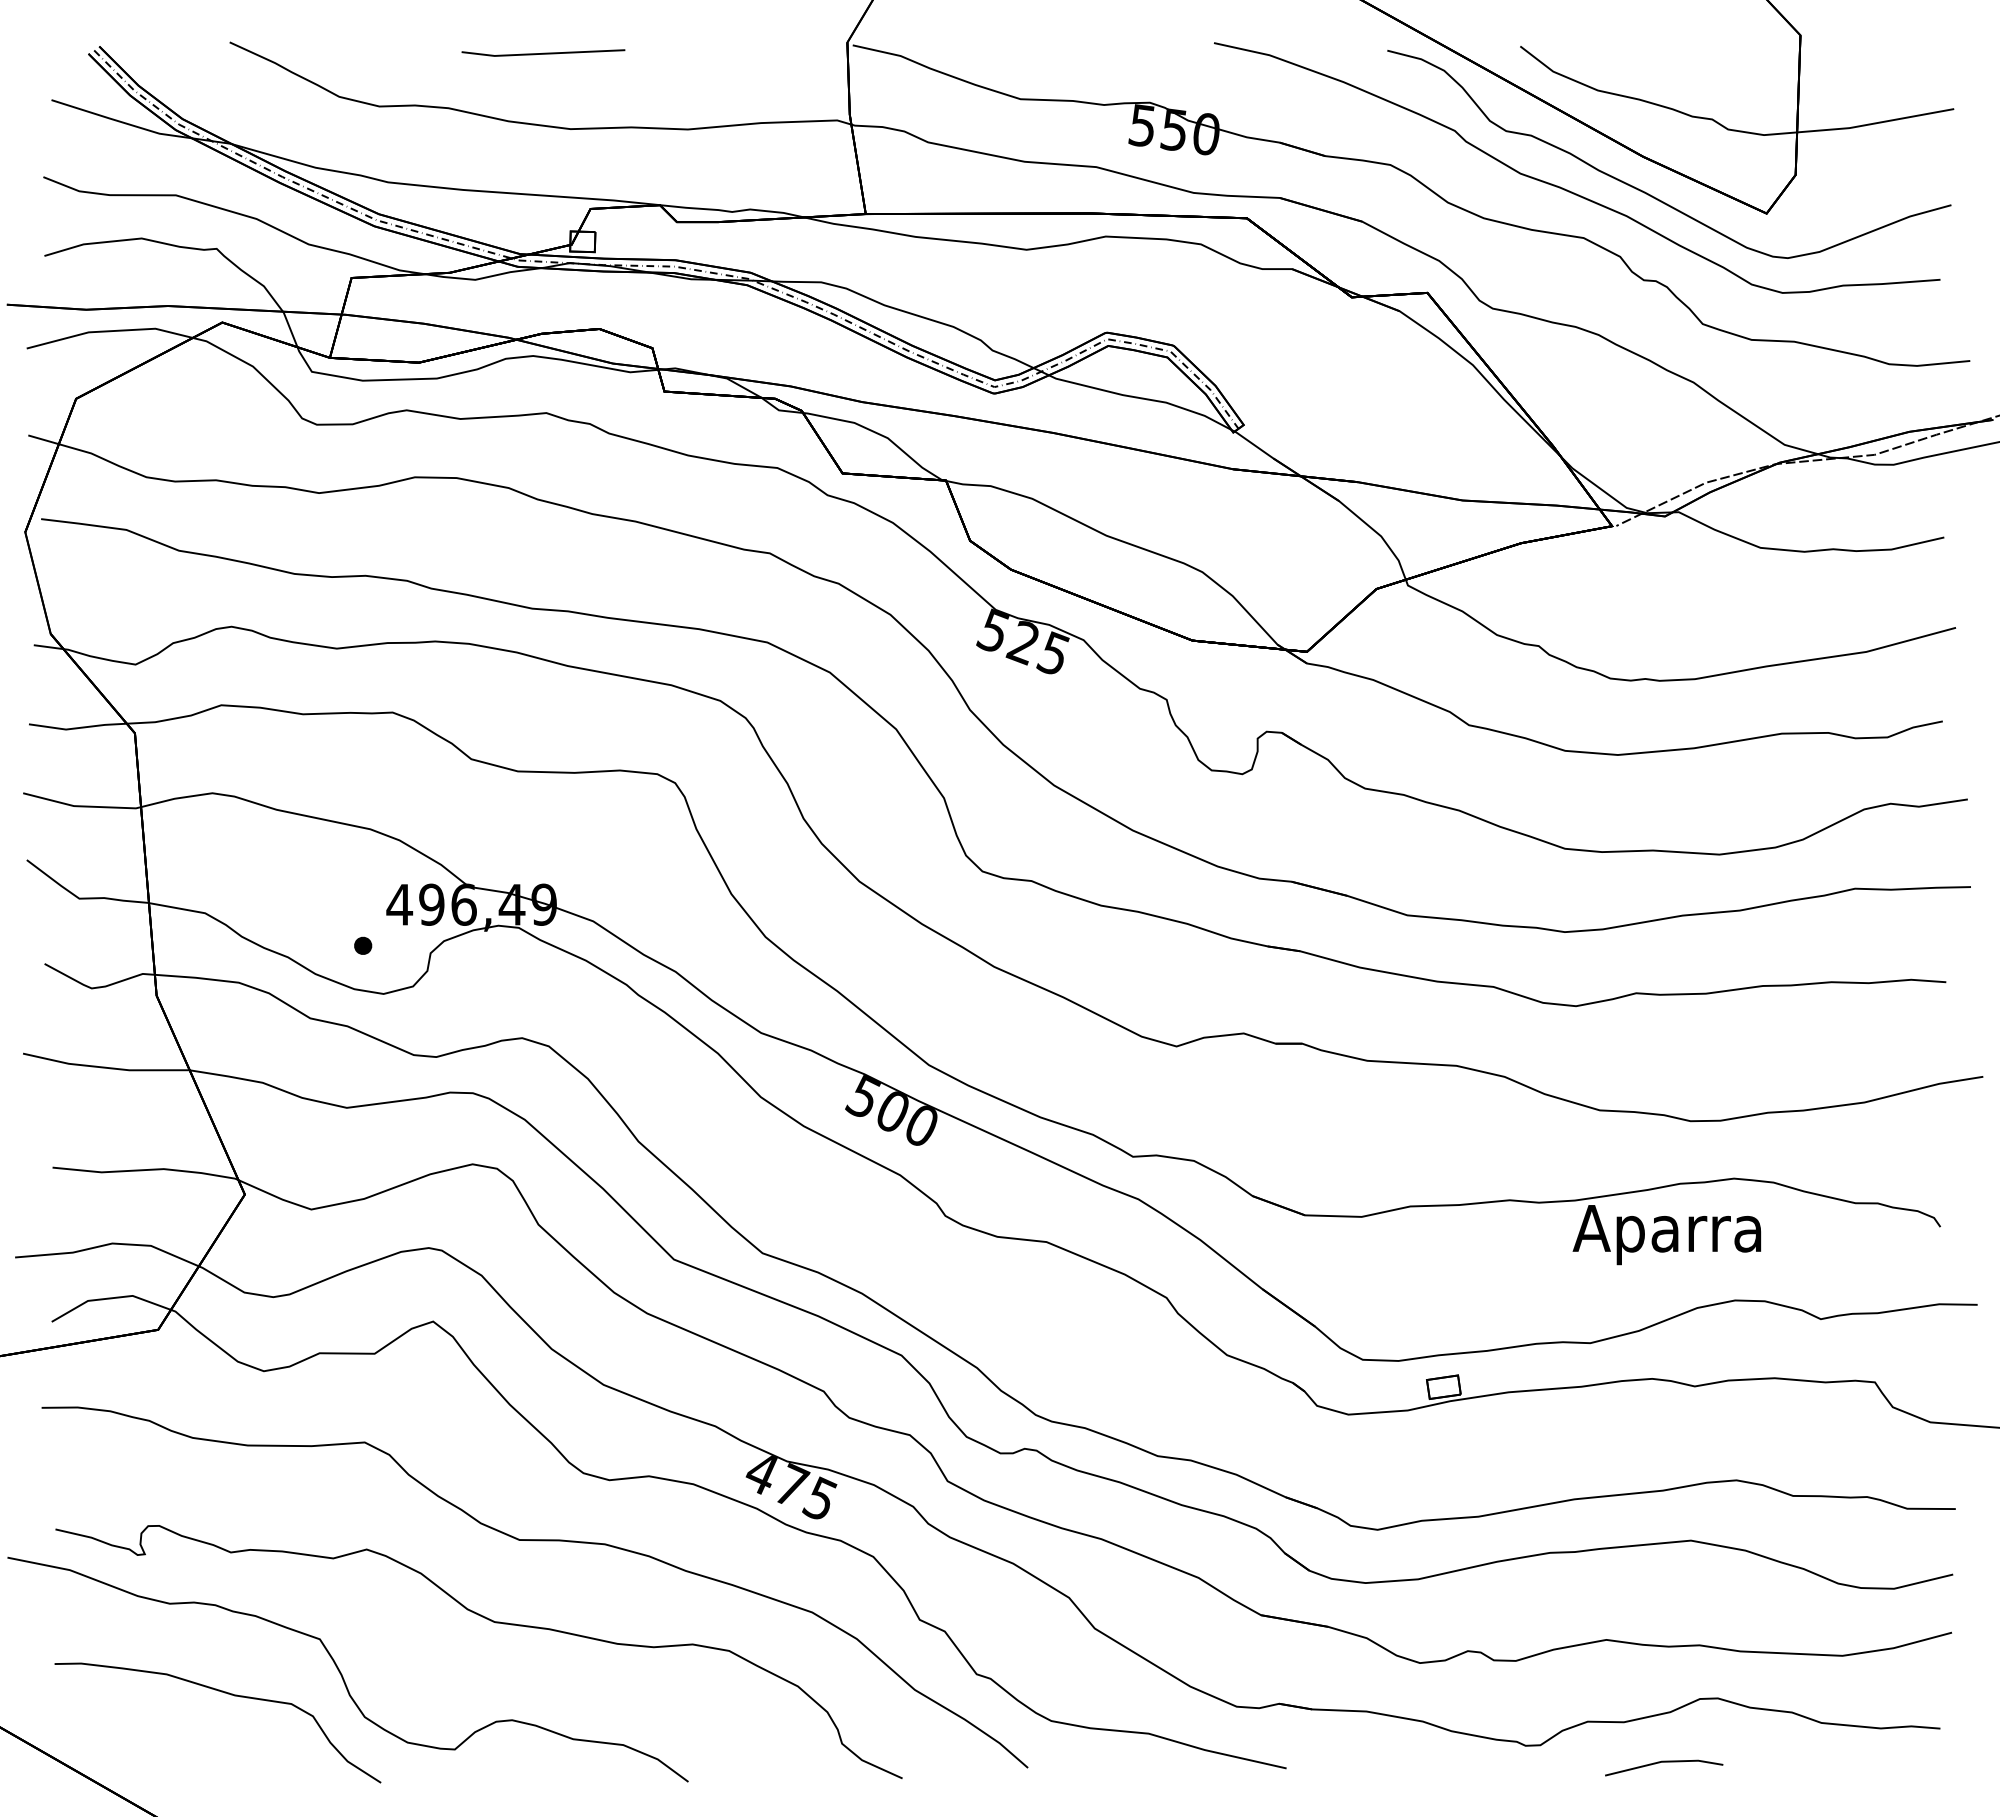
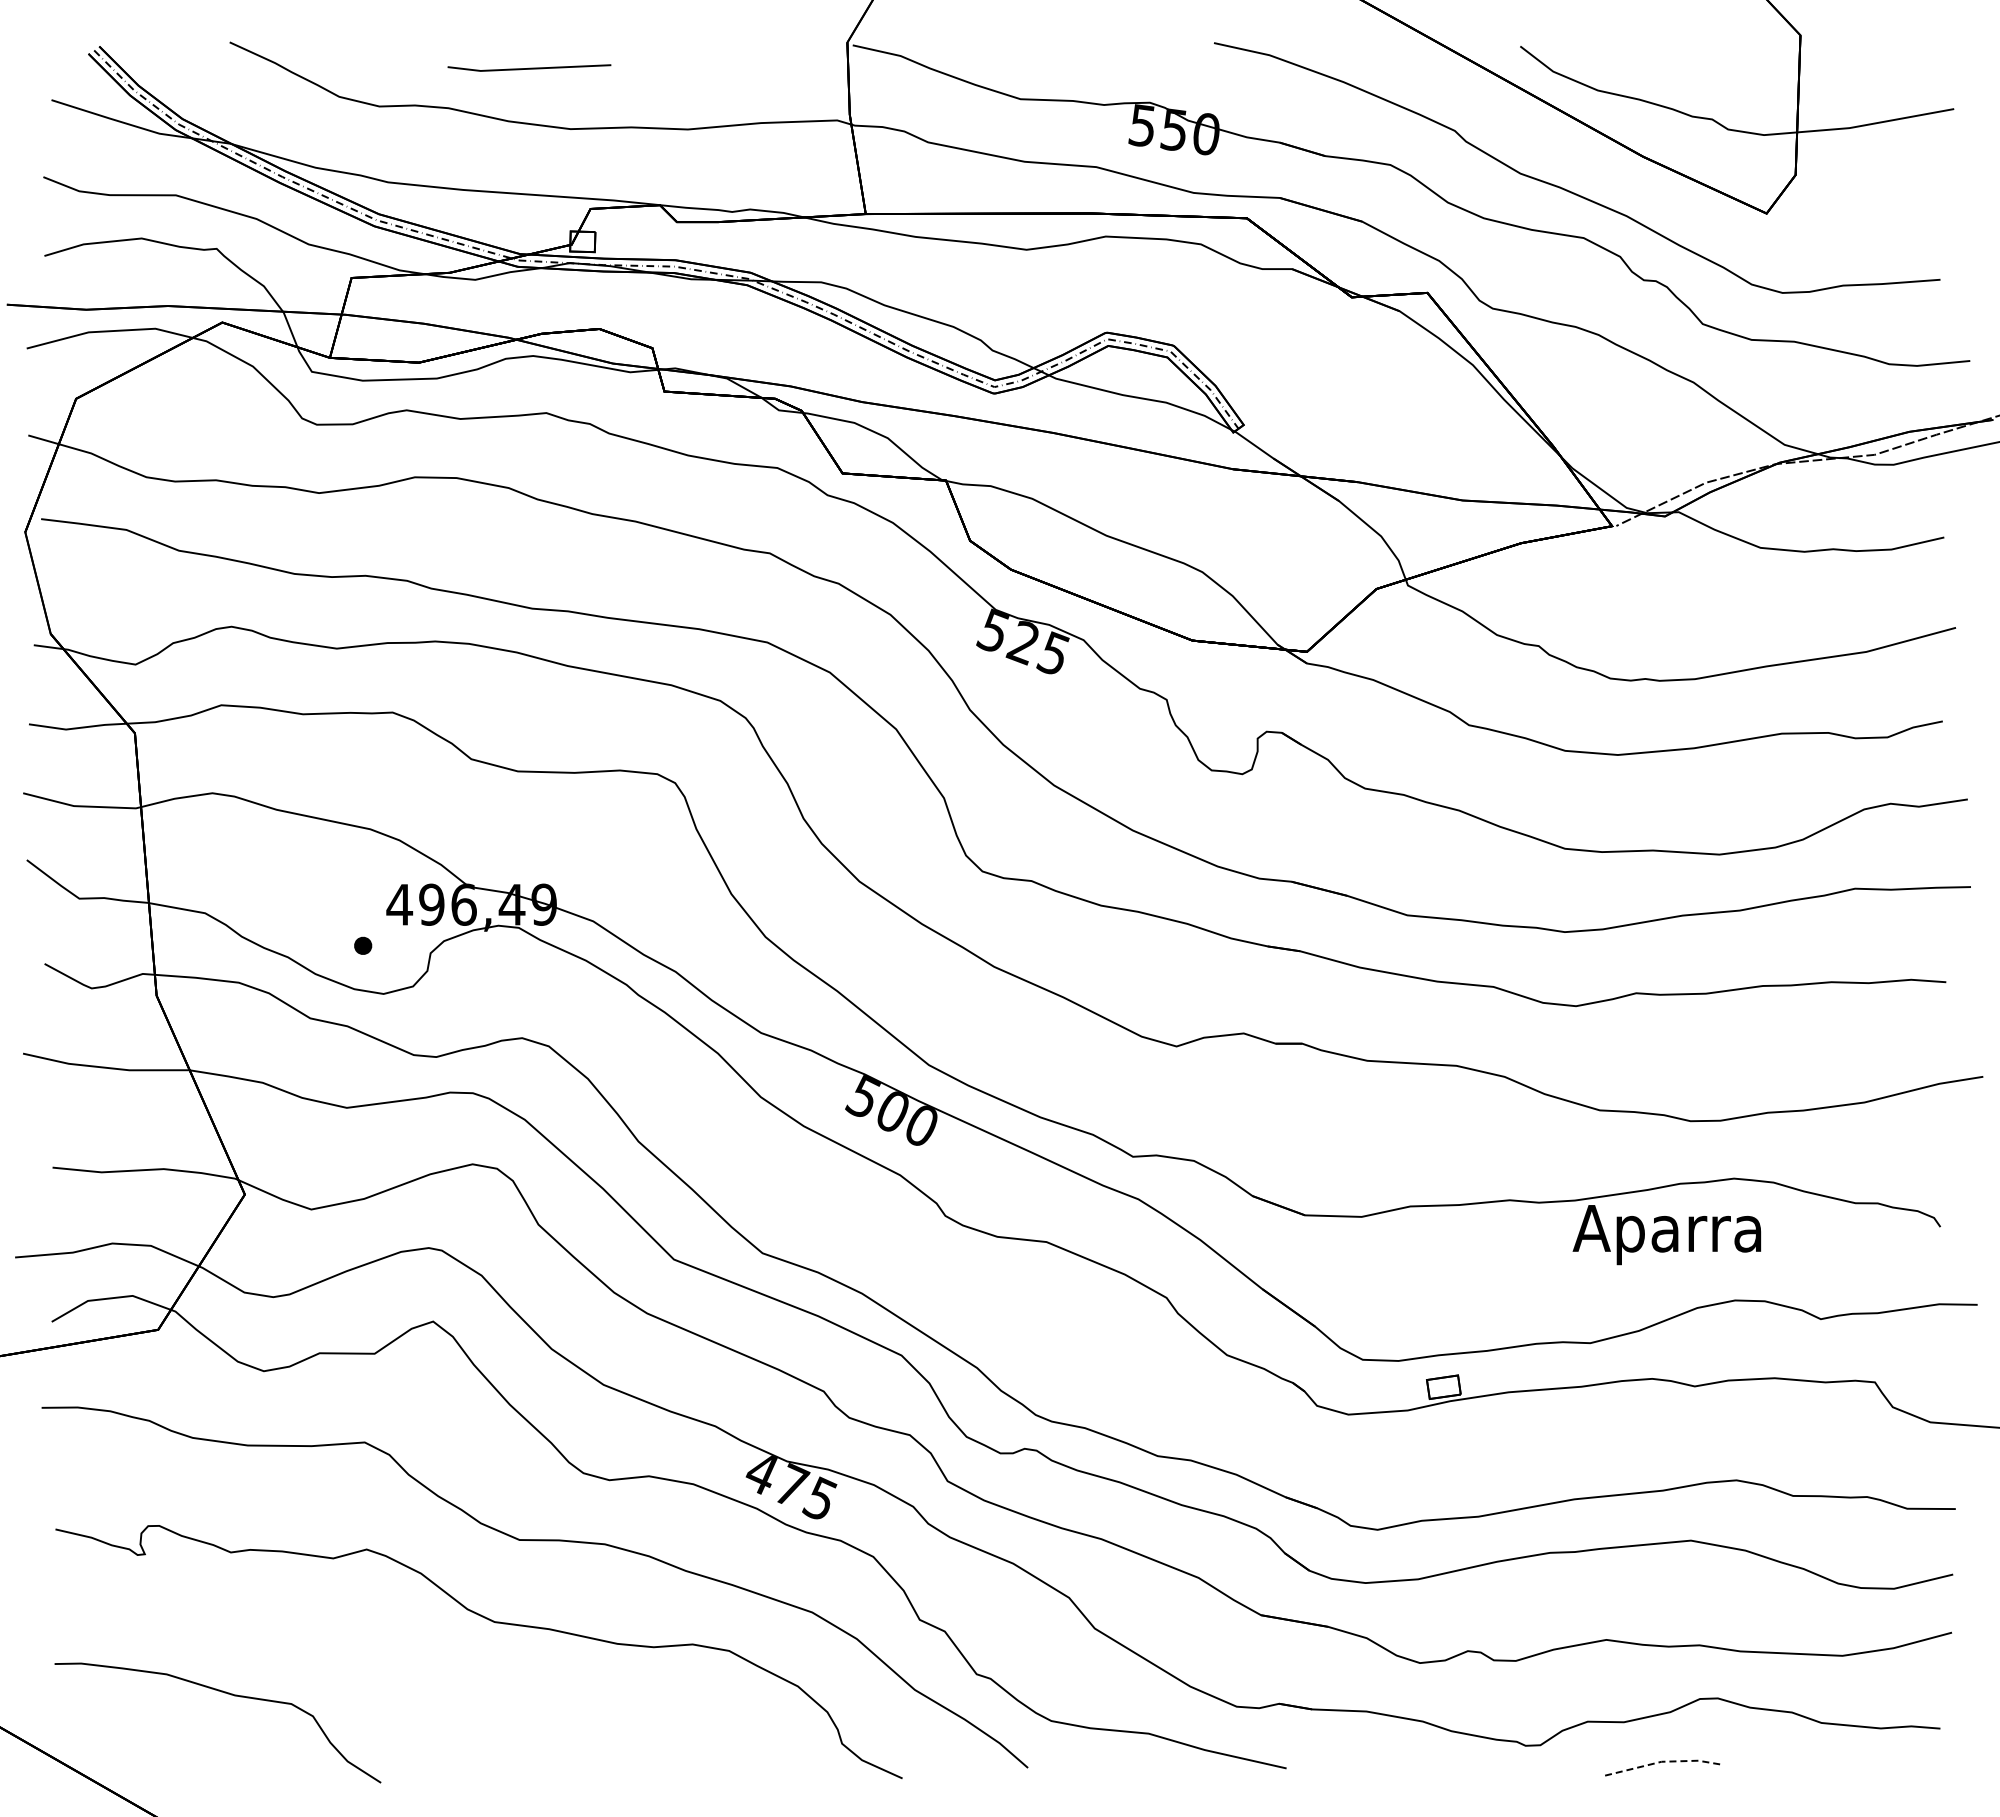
line position: (543, 52) -> (529, 67) (529, 67)
curve: present -> none (1645, 191)
curve: present -> none (341, 1672)
line: solid -> dashed (1663, 1761)
